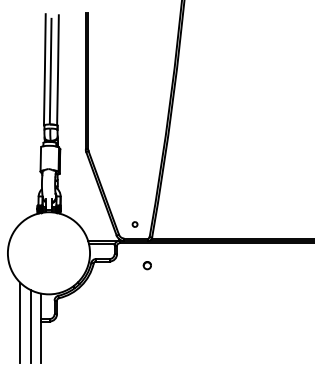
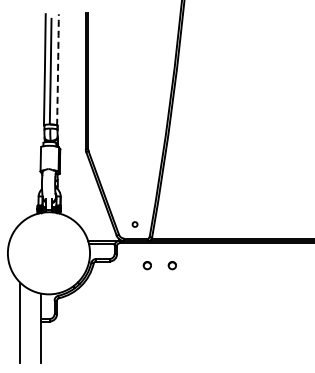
arc: solid -> dashed (58, 70)
part: none -> present (171, 265)
line: present -> none (30, 326)
